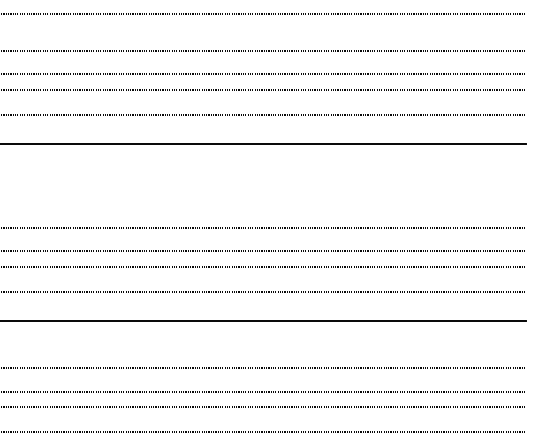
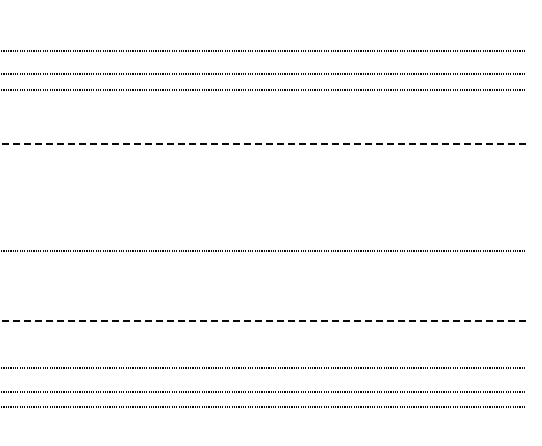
line: present -> none (263, 13)
line: present -> none (263, 114)
line: solid -> dashed (262, 144)
line: present -> none (263, 227)
line: present -> none (263, 266)
line: present -> none (263, 292)
line: solid -> dashed (262, 321)
line: present -> none (263, 432)
